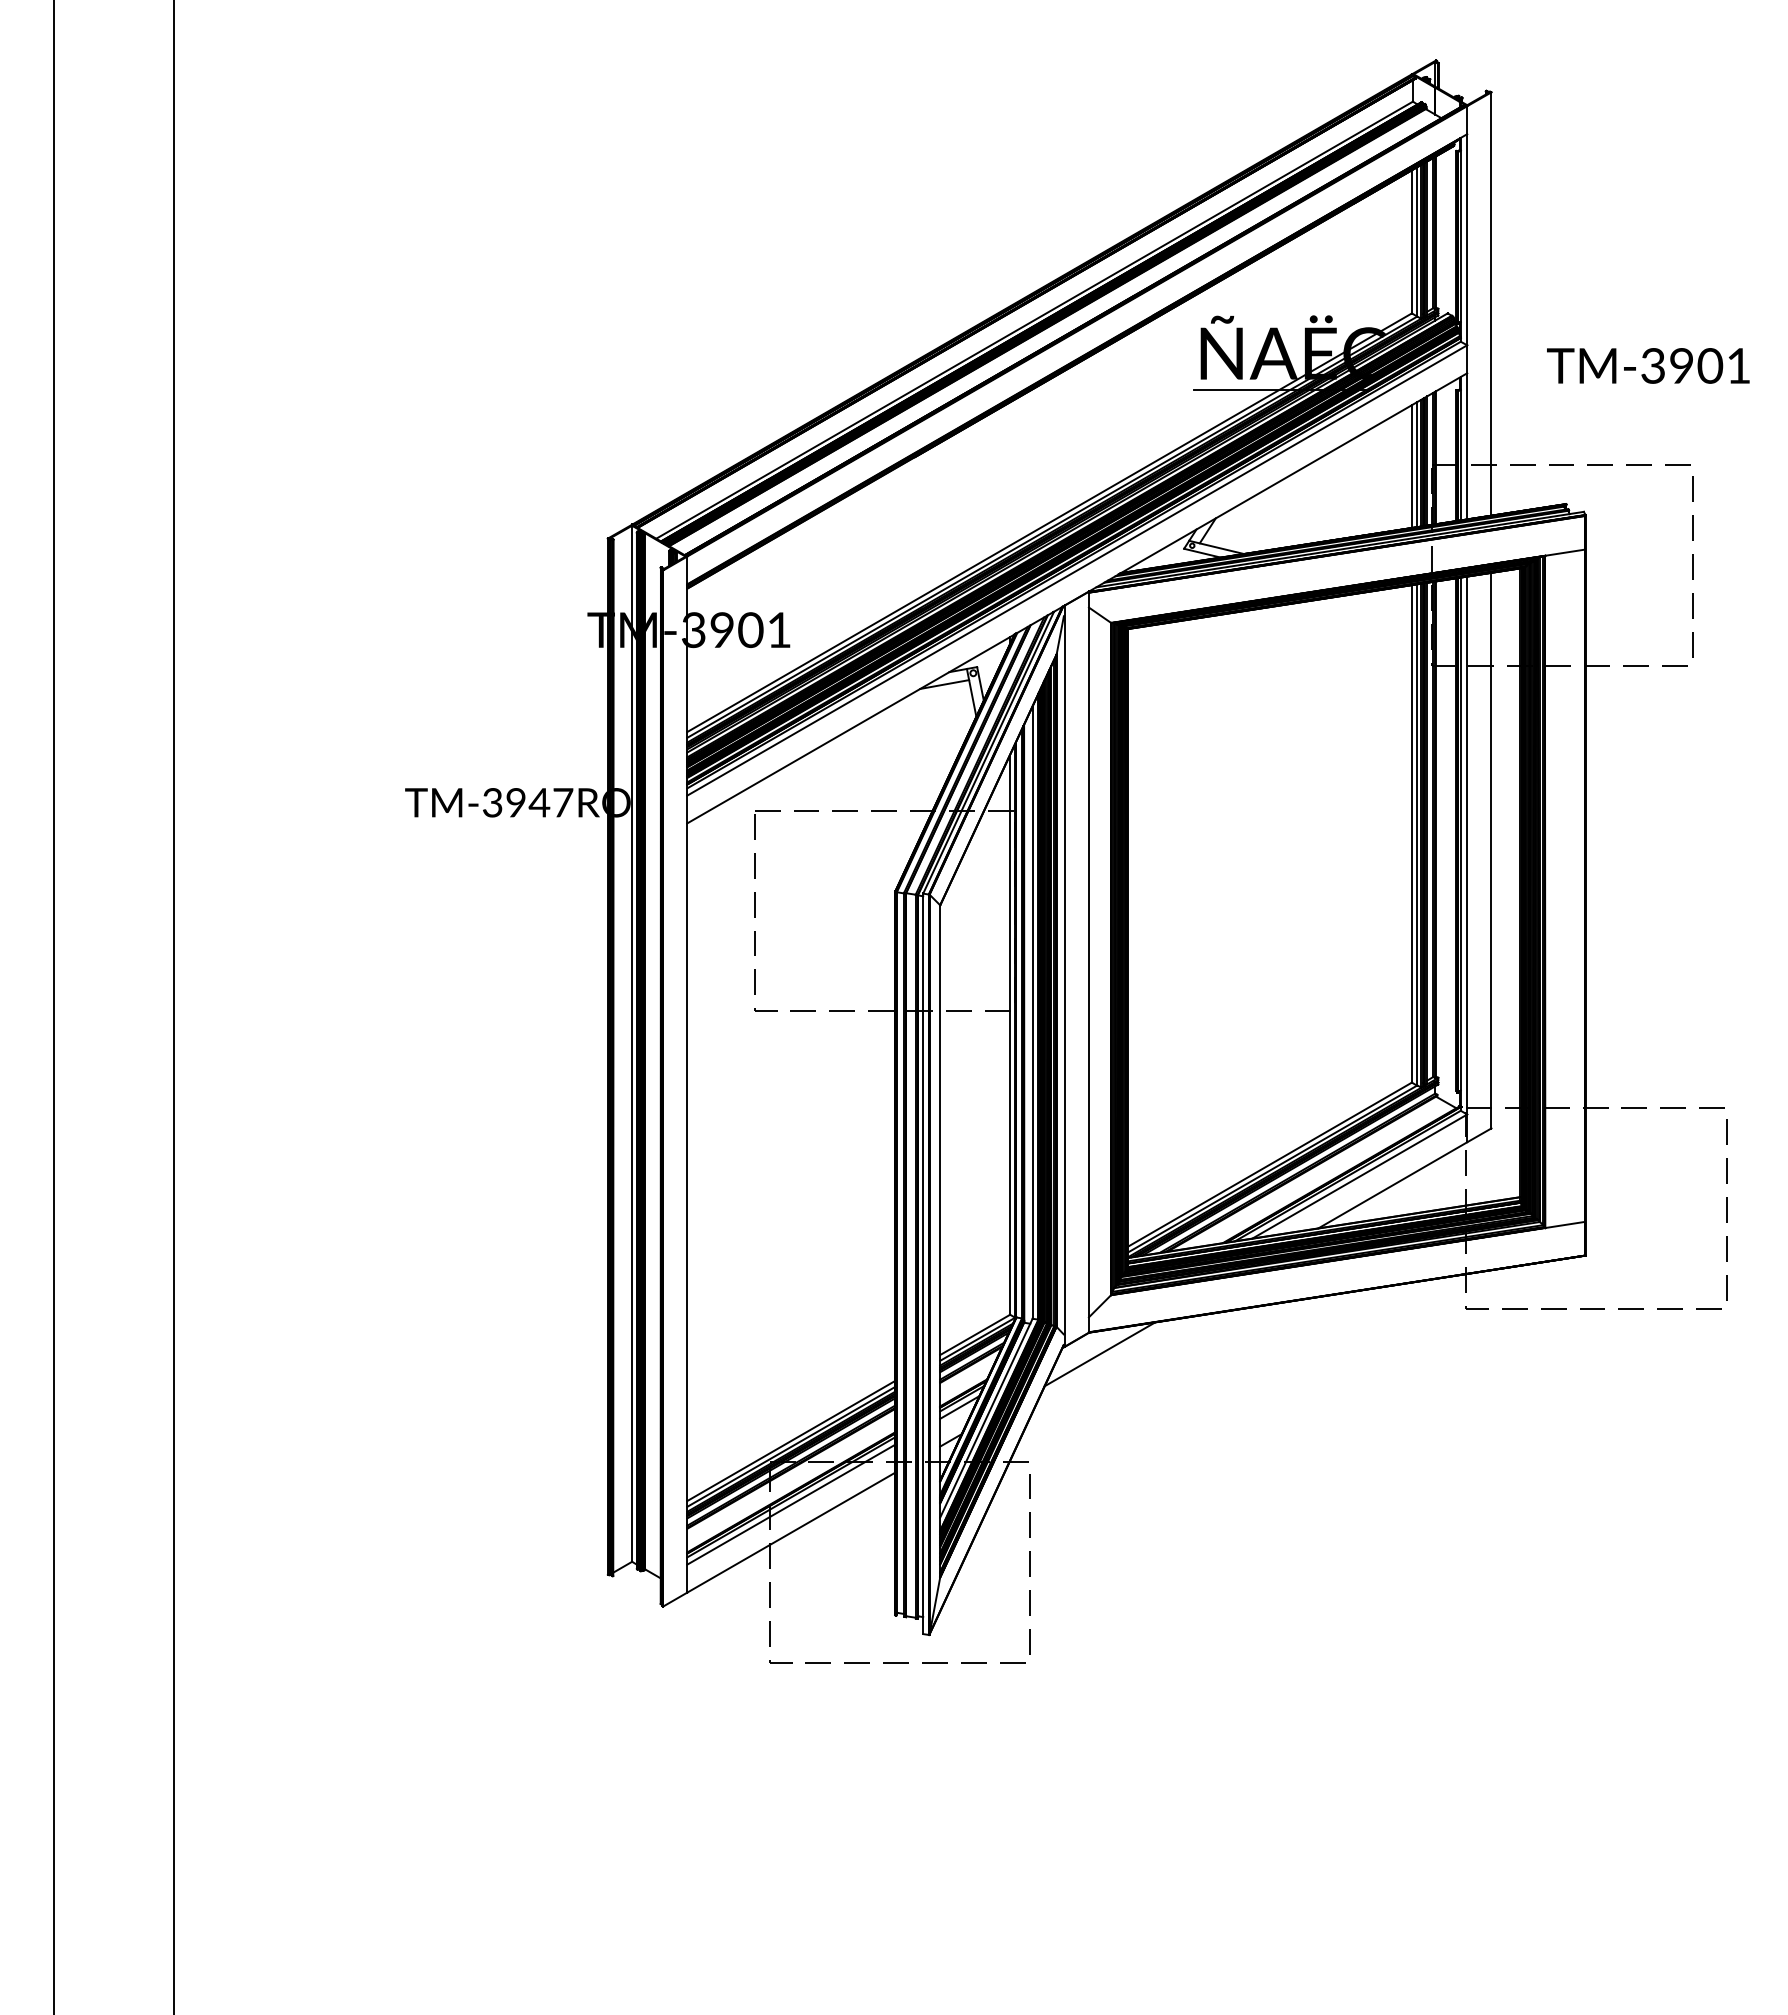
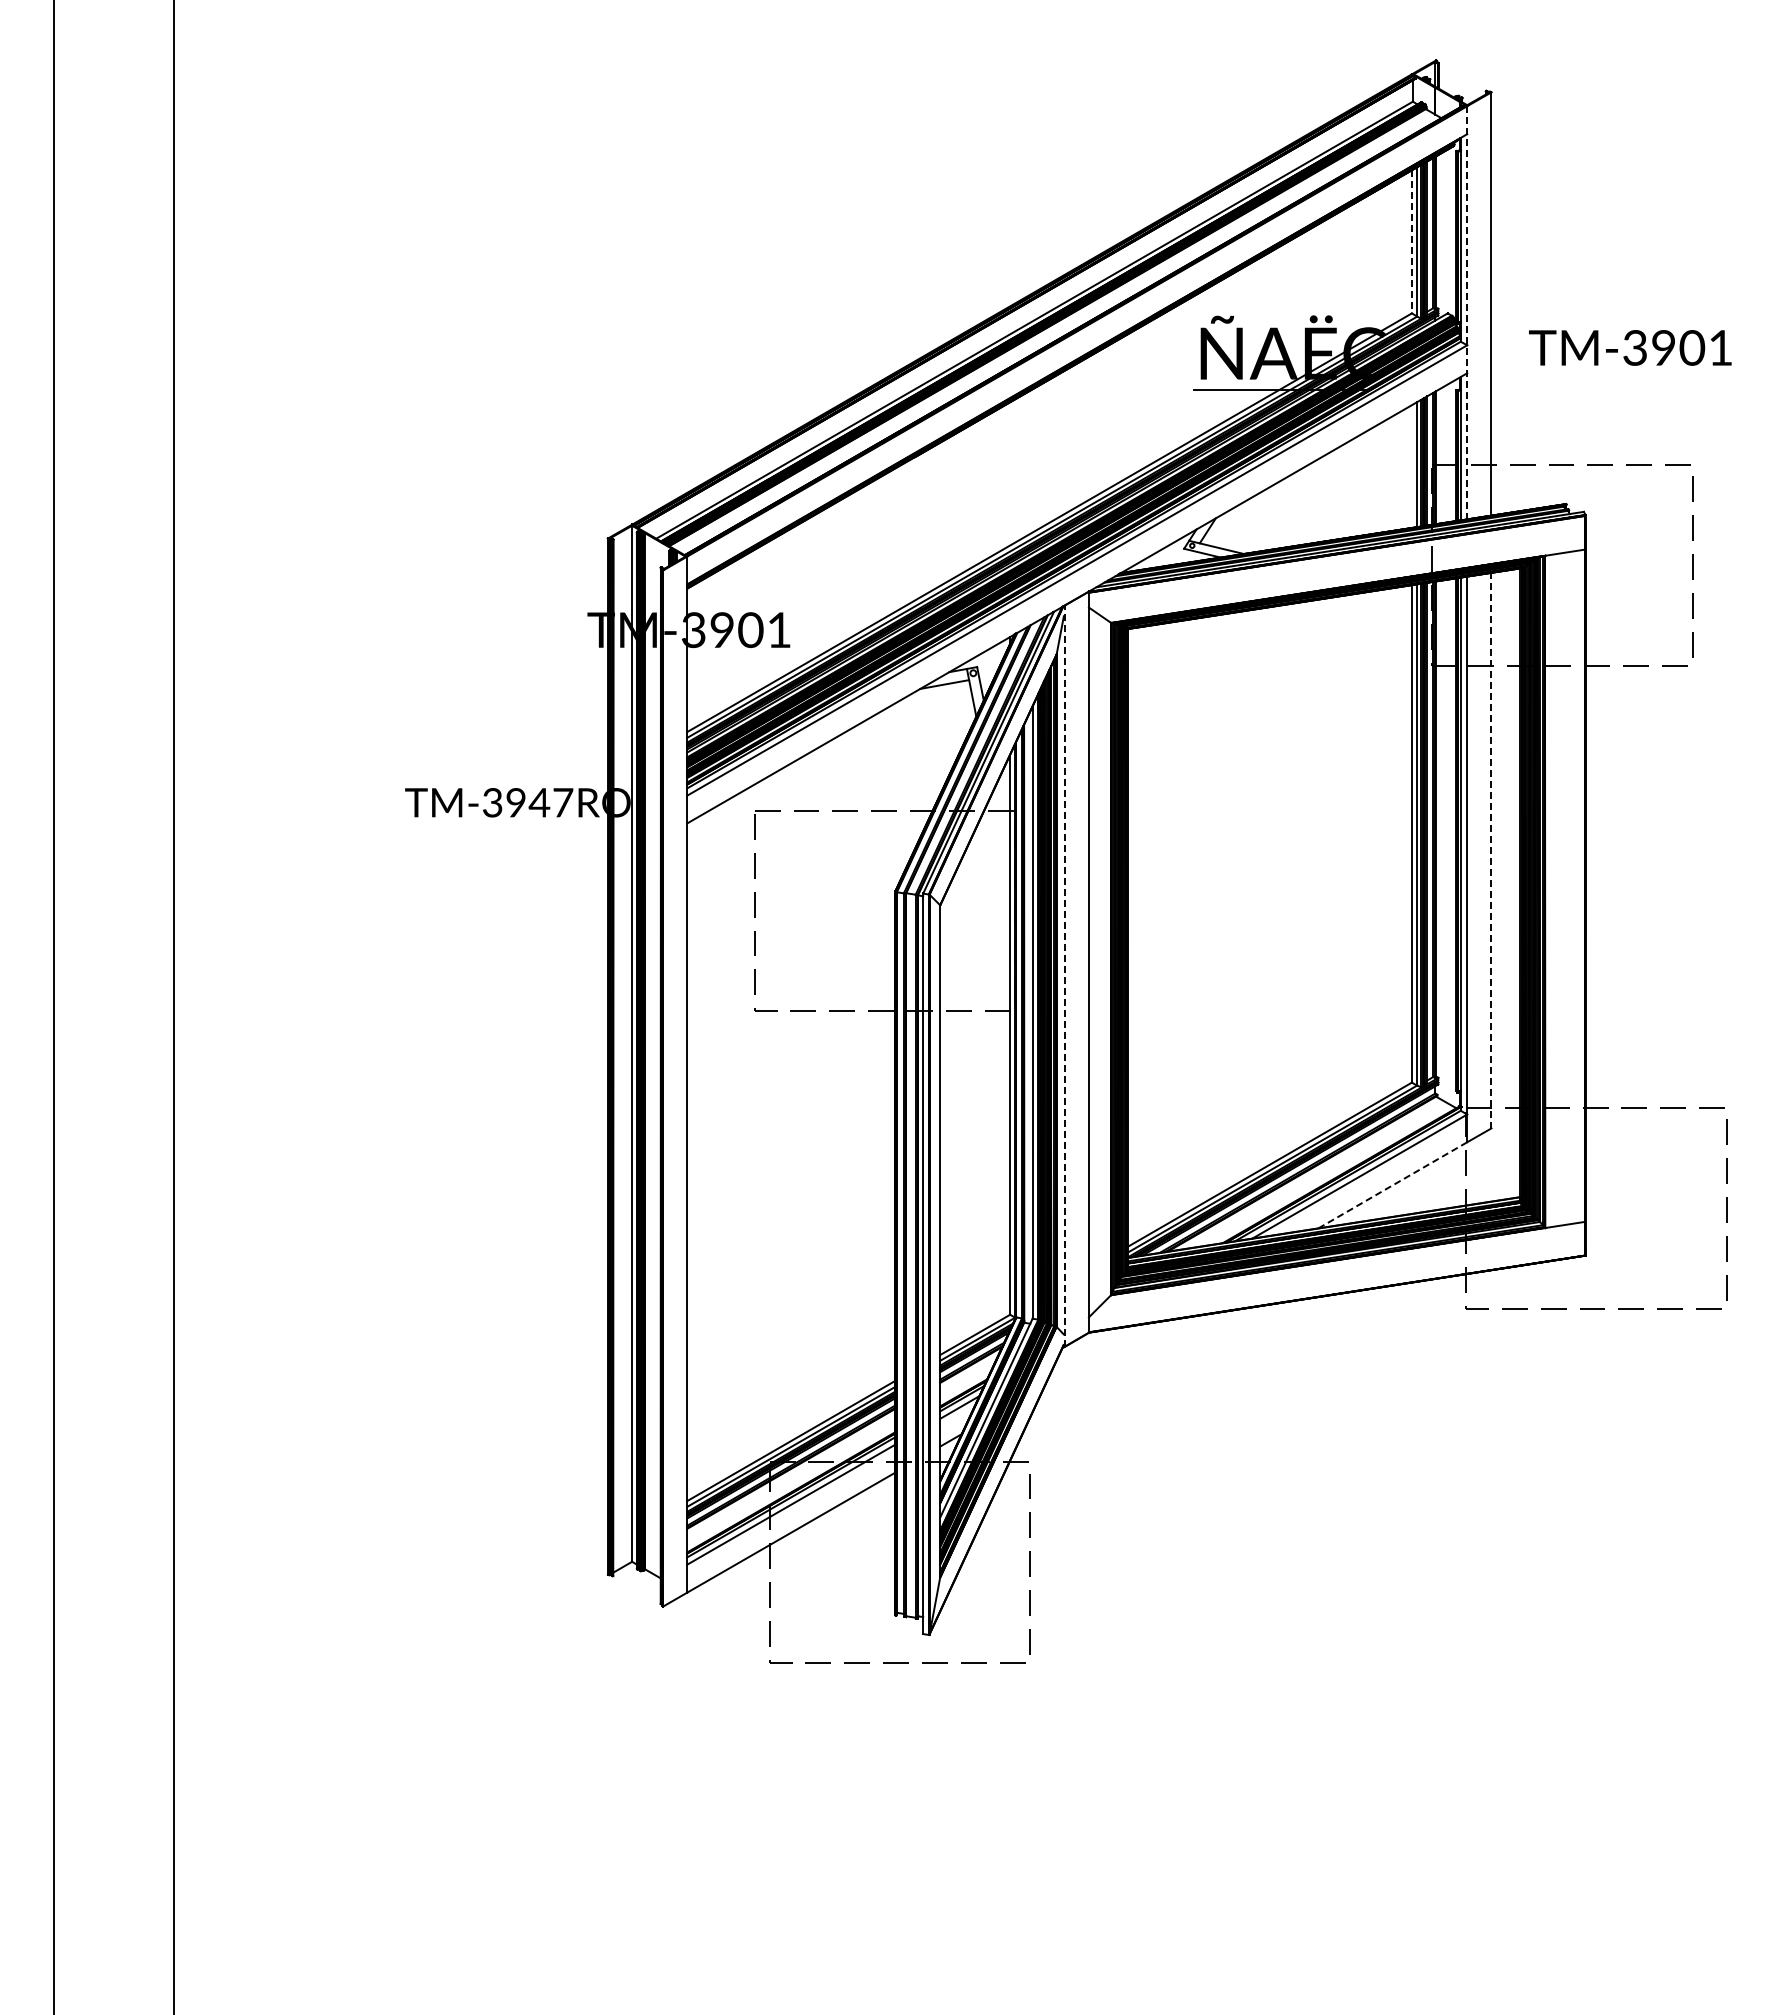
line: solid -> dashed (1411, 241)
line: solid -> dashed (1467, 312)
text position: (1648, 365) -> (1630, 347) (1630, 347)
line: present -> none (1411, 466)
line: solid -> dashed (1491, 850)
line: solid -> dashed (1065, 975)
line: solid -> dashed (1392, 1185)
line: present -> none (1099, 1354)
